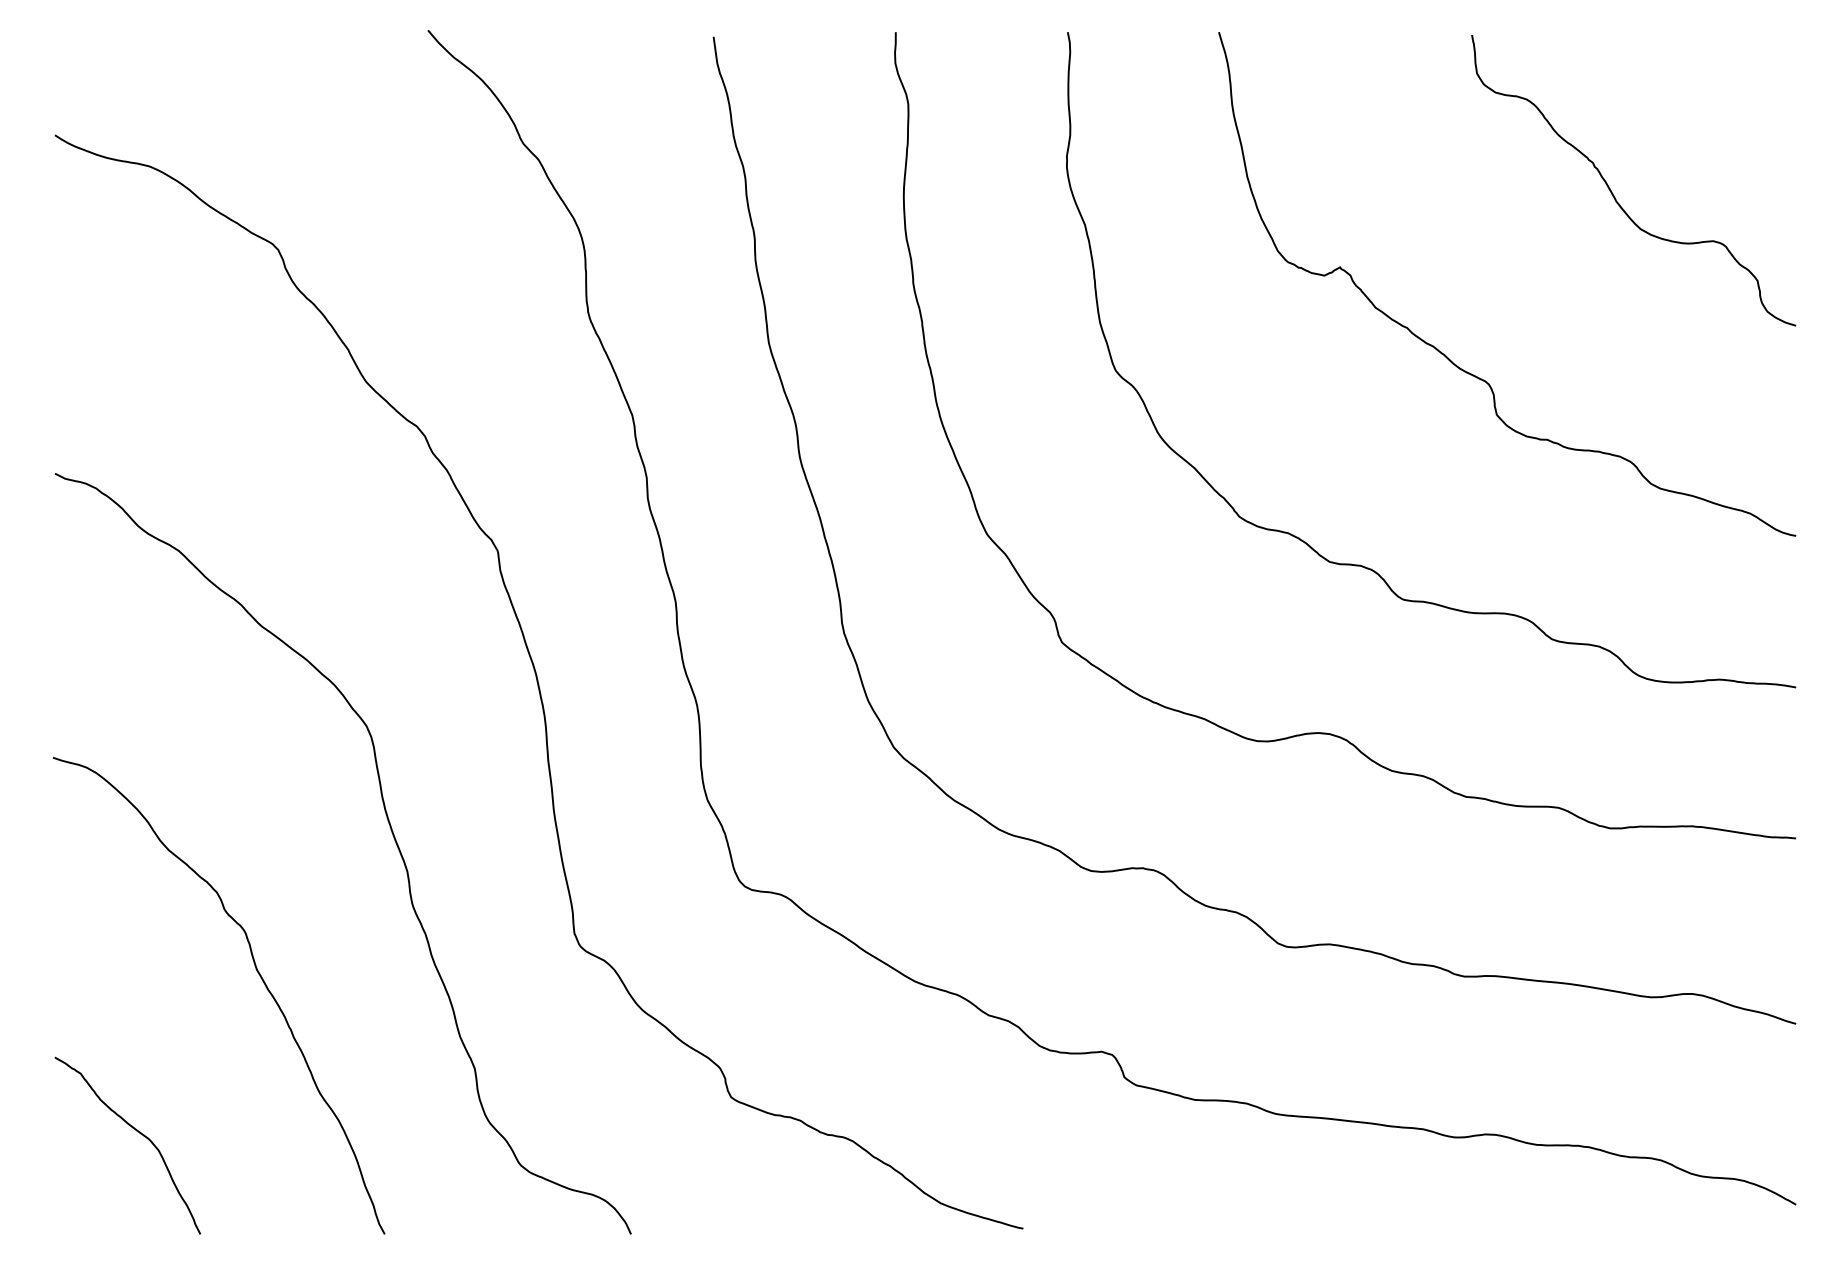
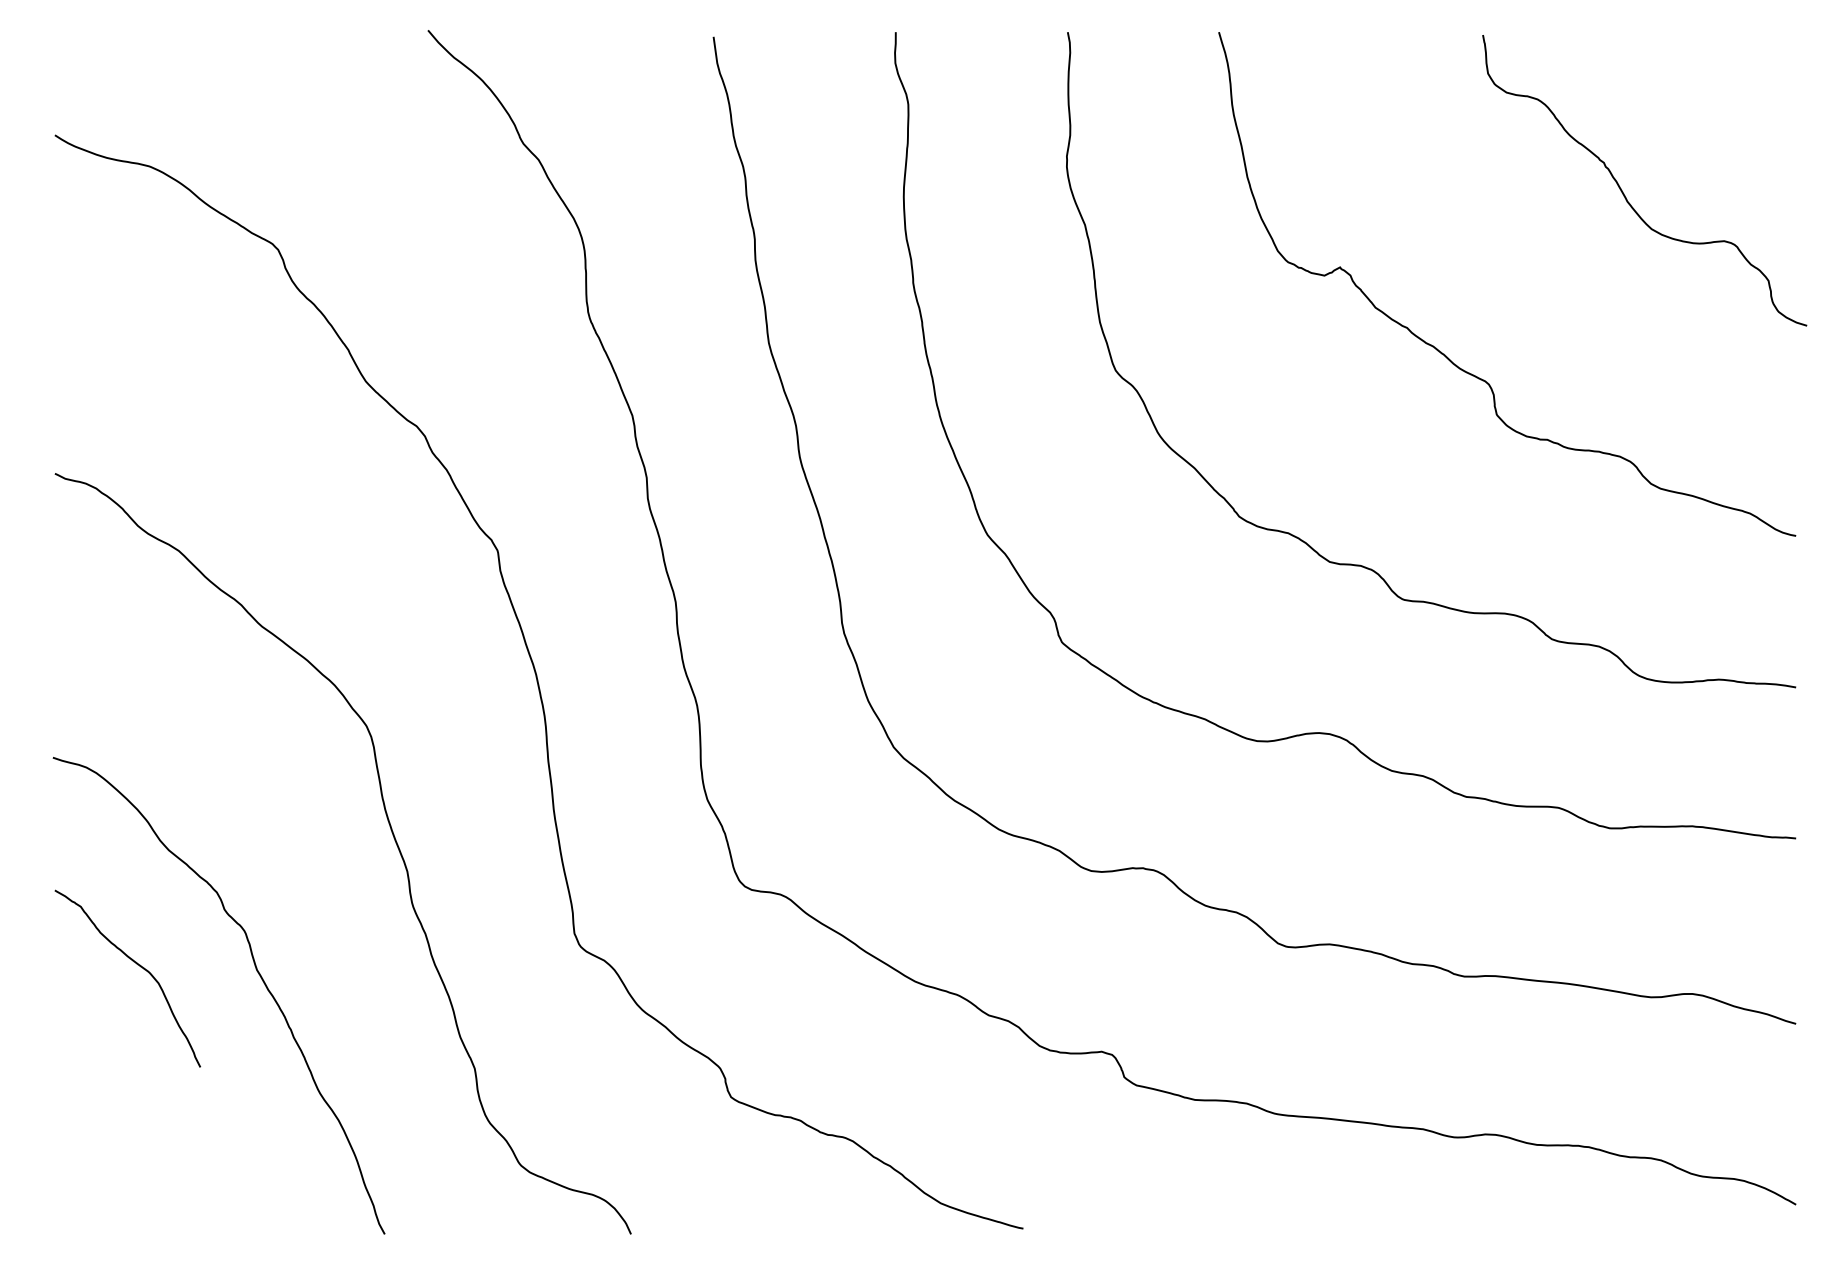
curve position: (1613, 193) -> (1624, 193) (1624, 193)
curve position: (136, 1131) -> (136, 964) (136, 964)
